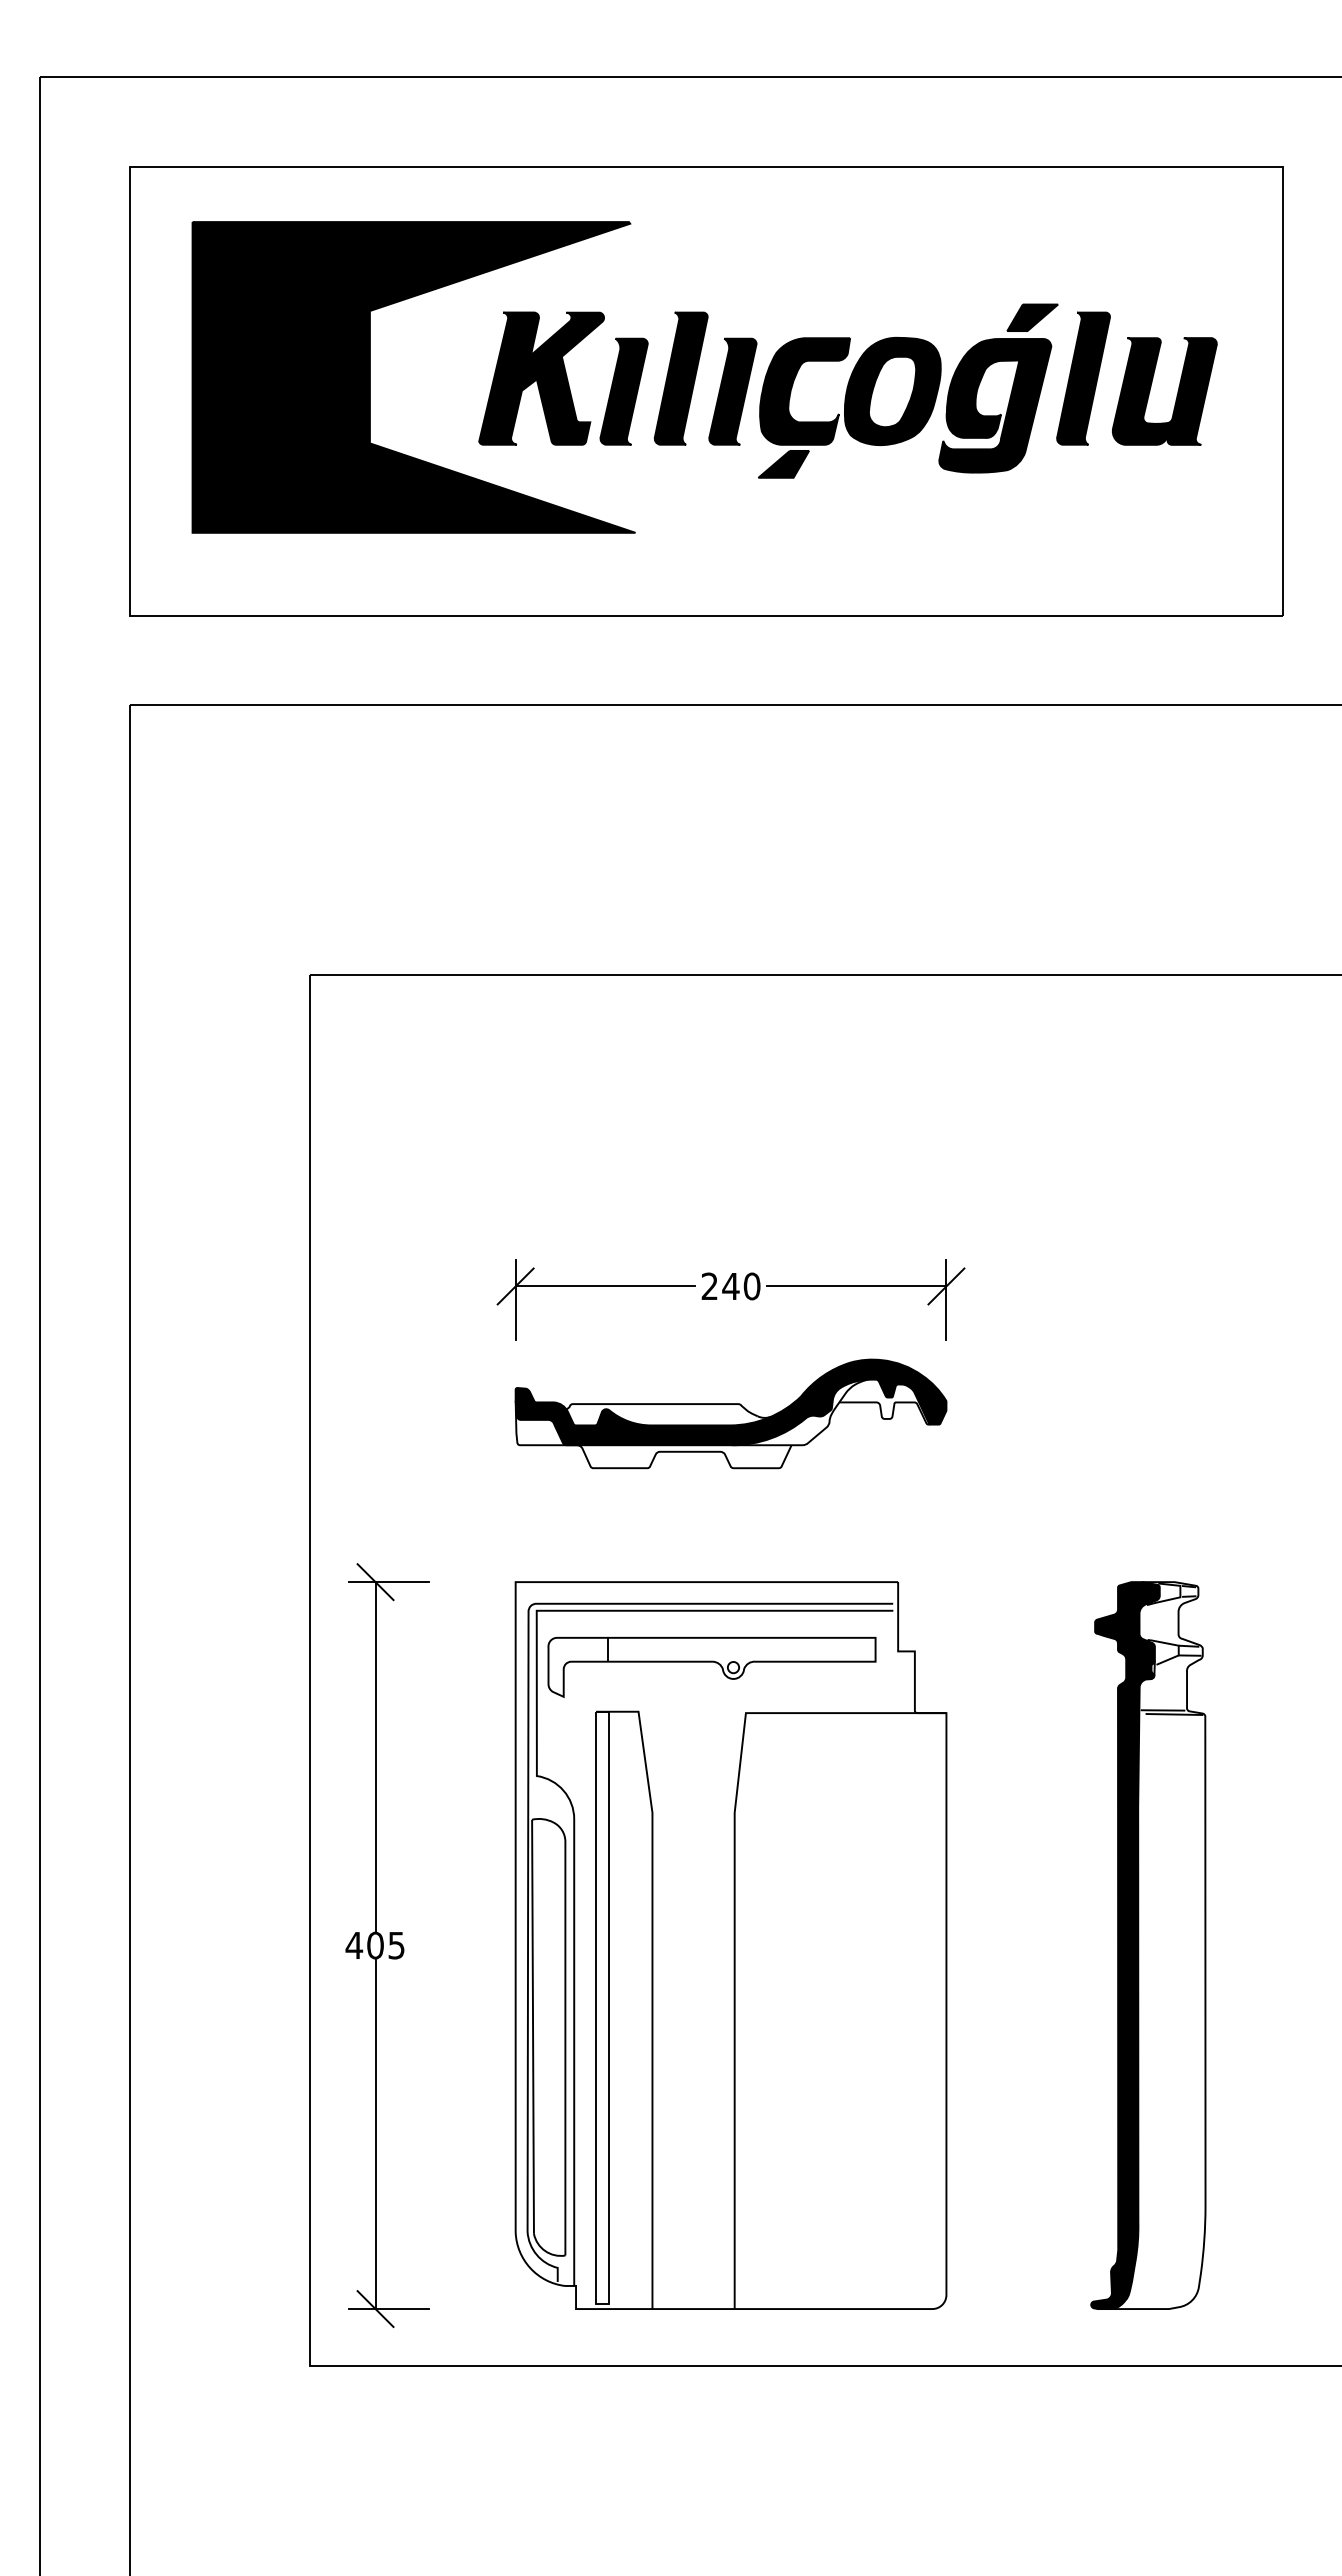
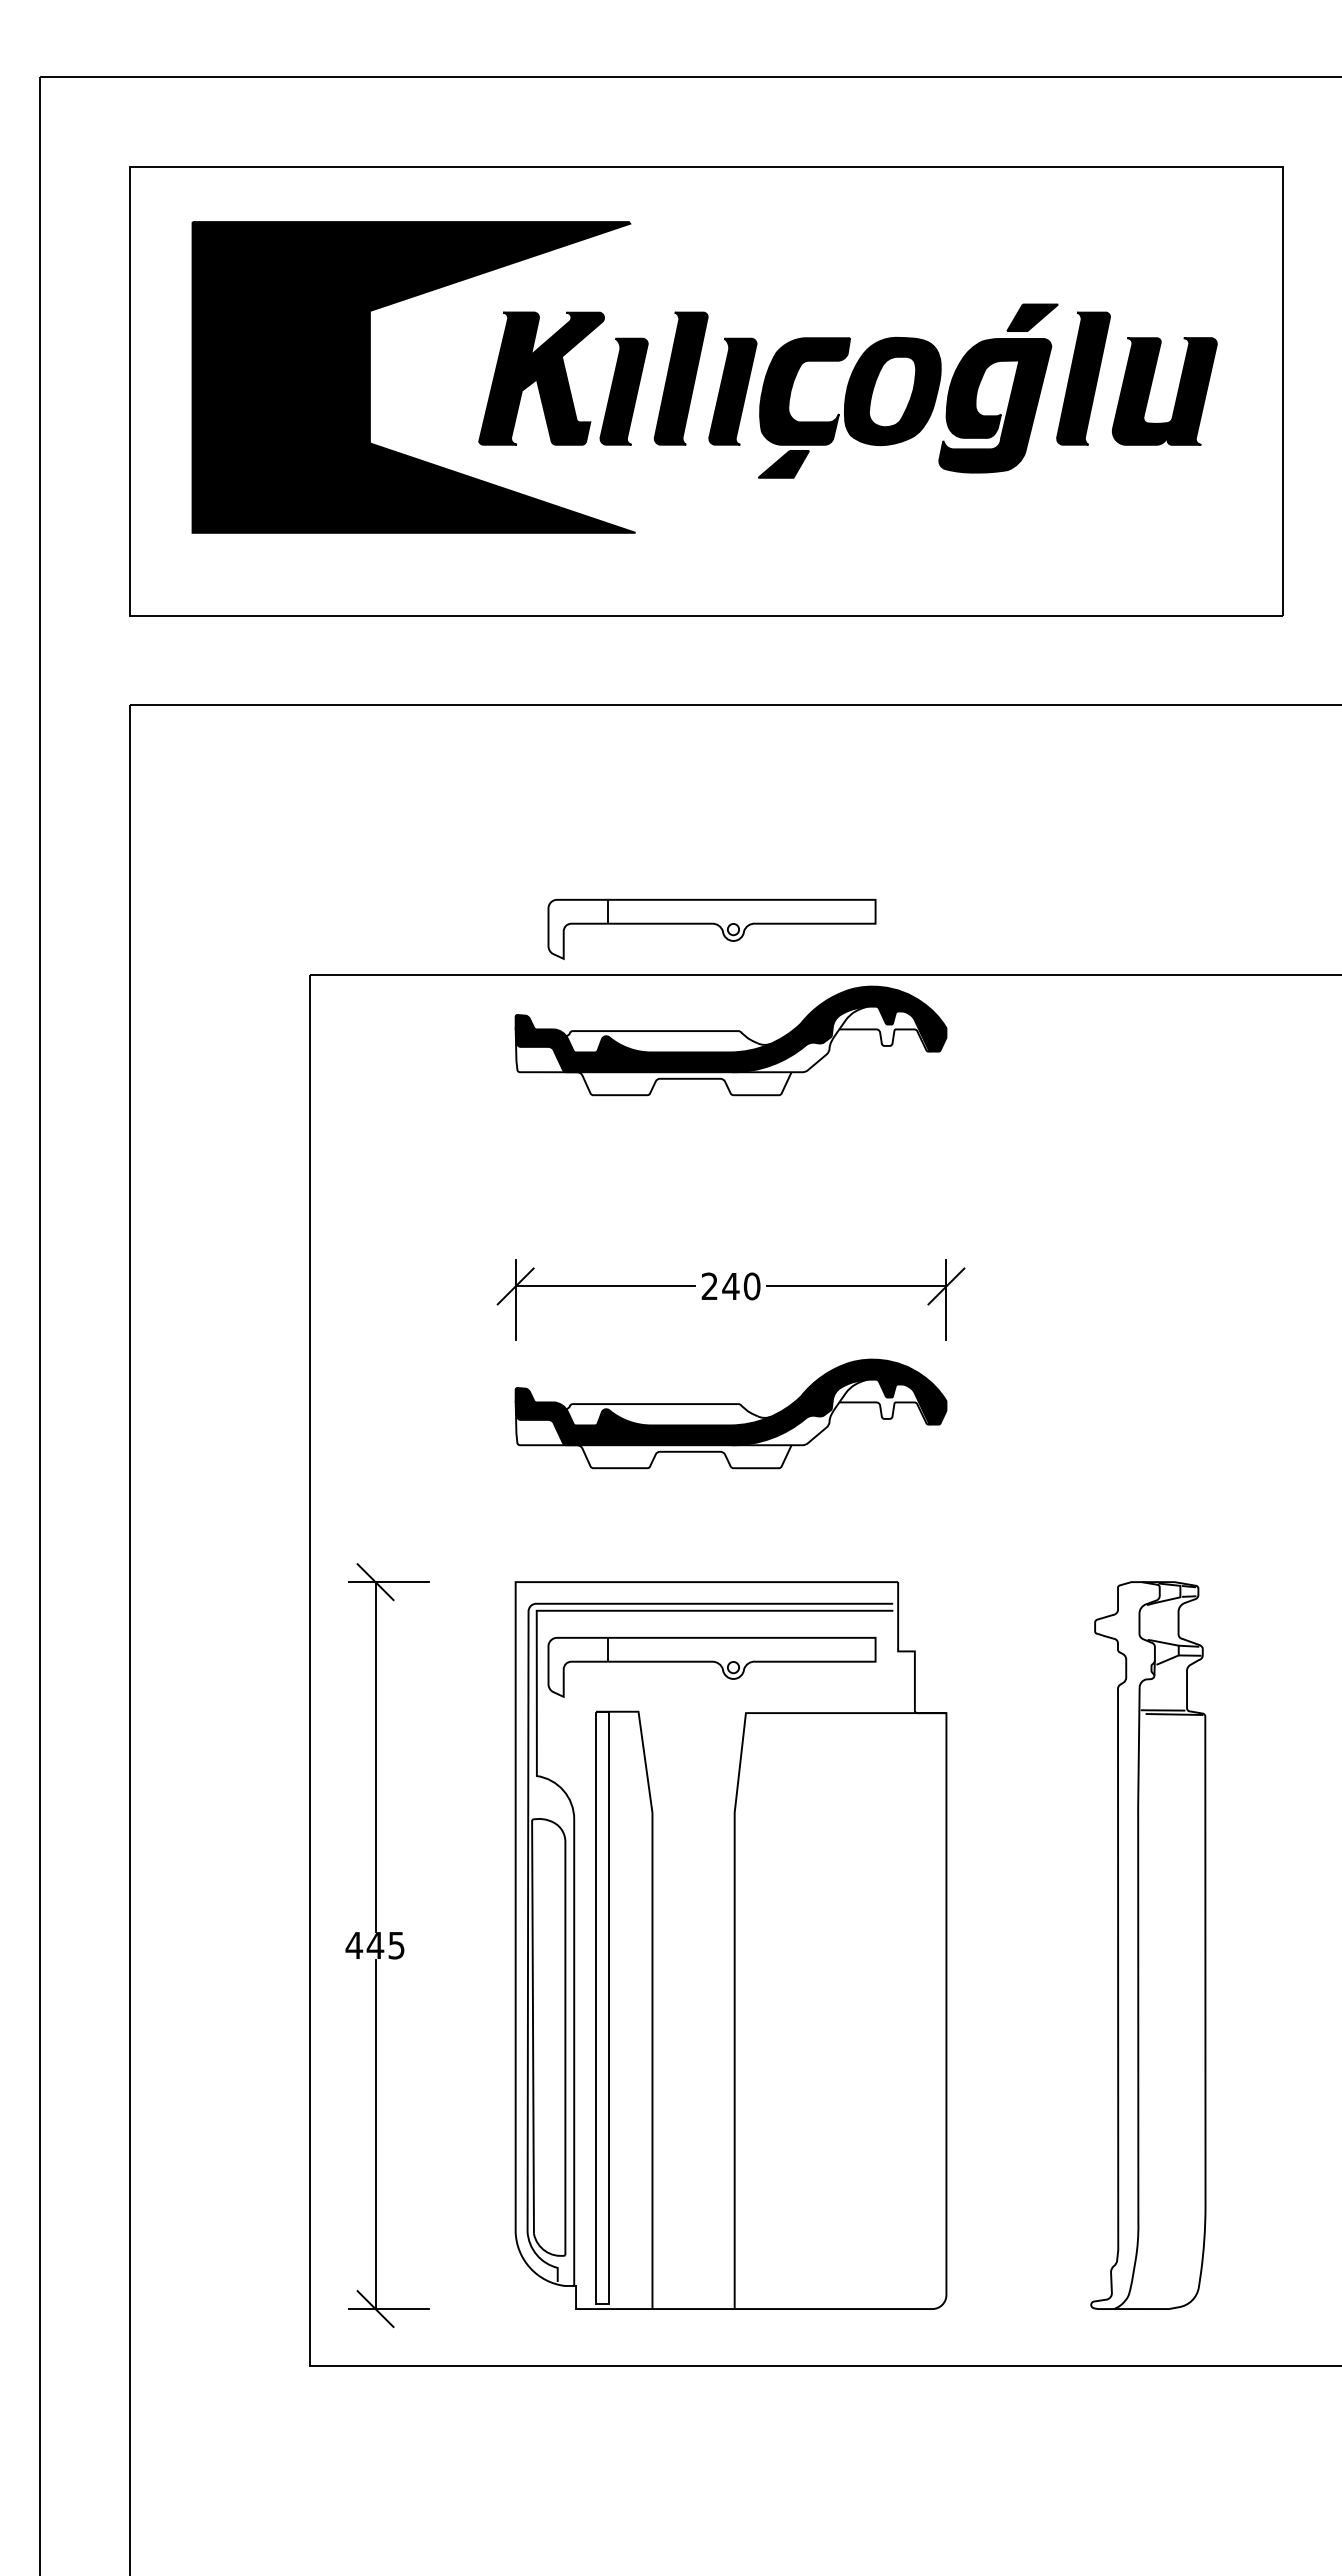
part: none -> present (711, 929)
part: none -> present (730, 1040)
text: 405 -> 445 (375, 1945)
fill: present -> none (1125, 1945)
